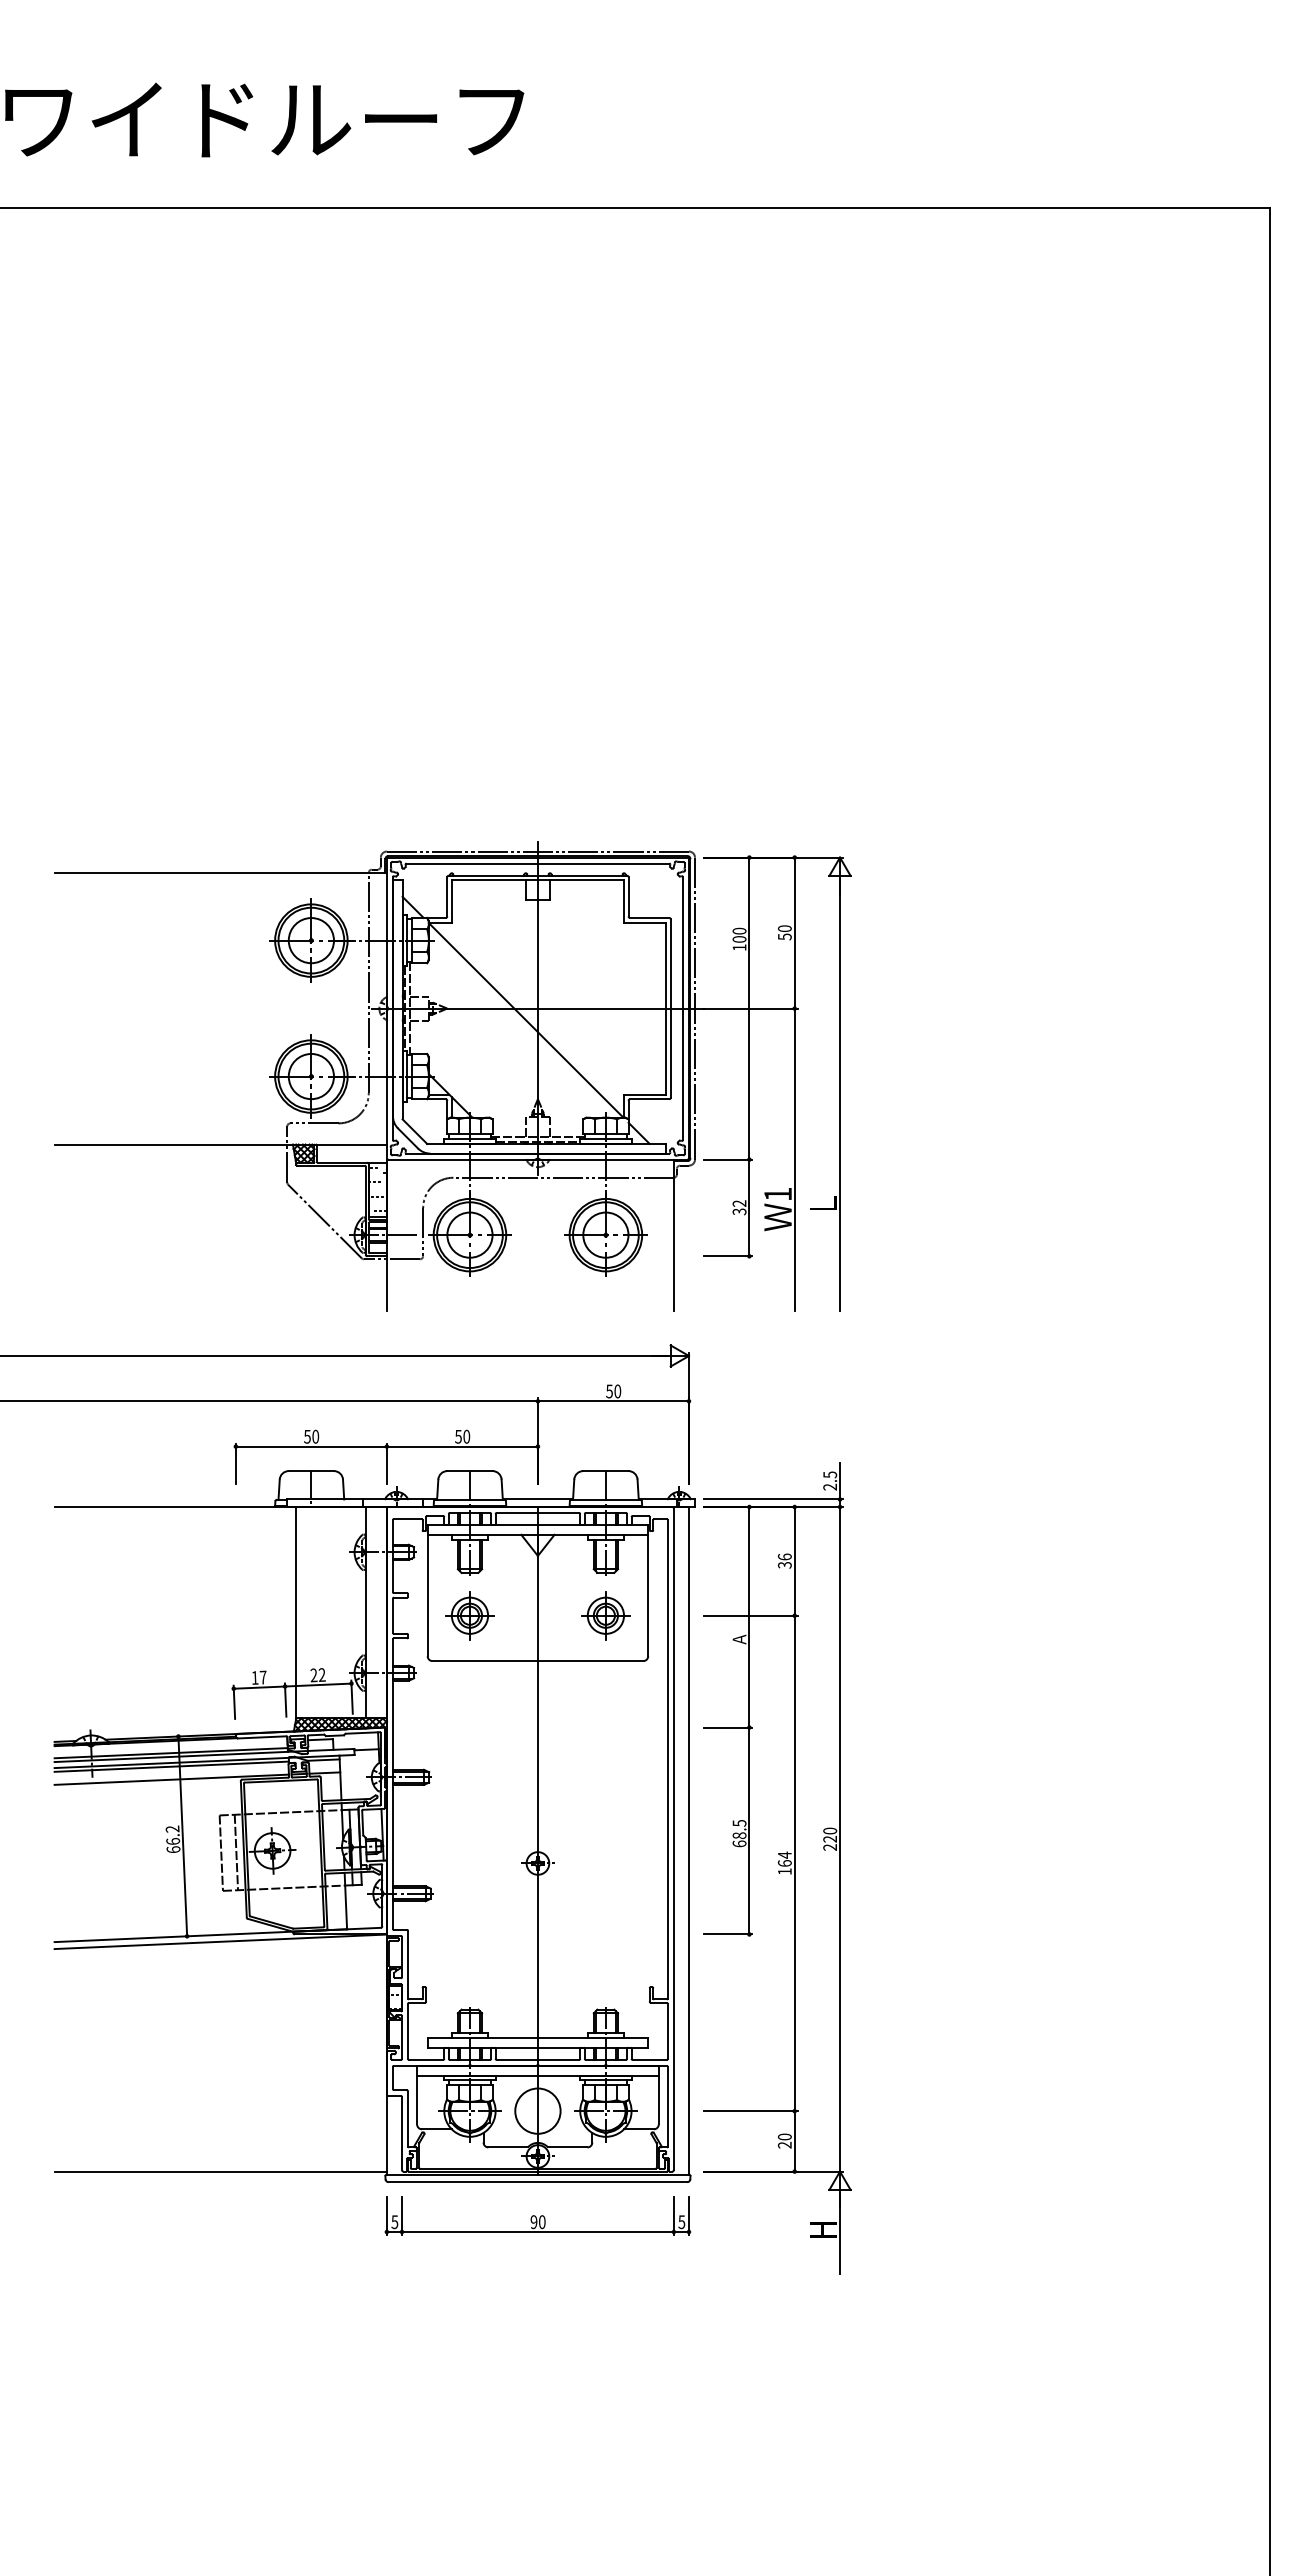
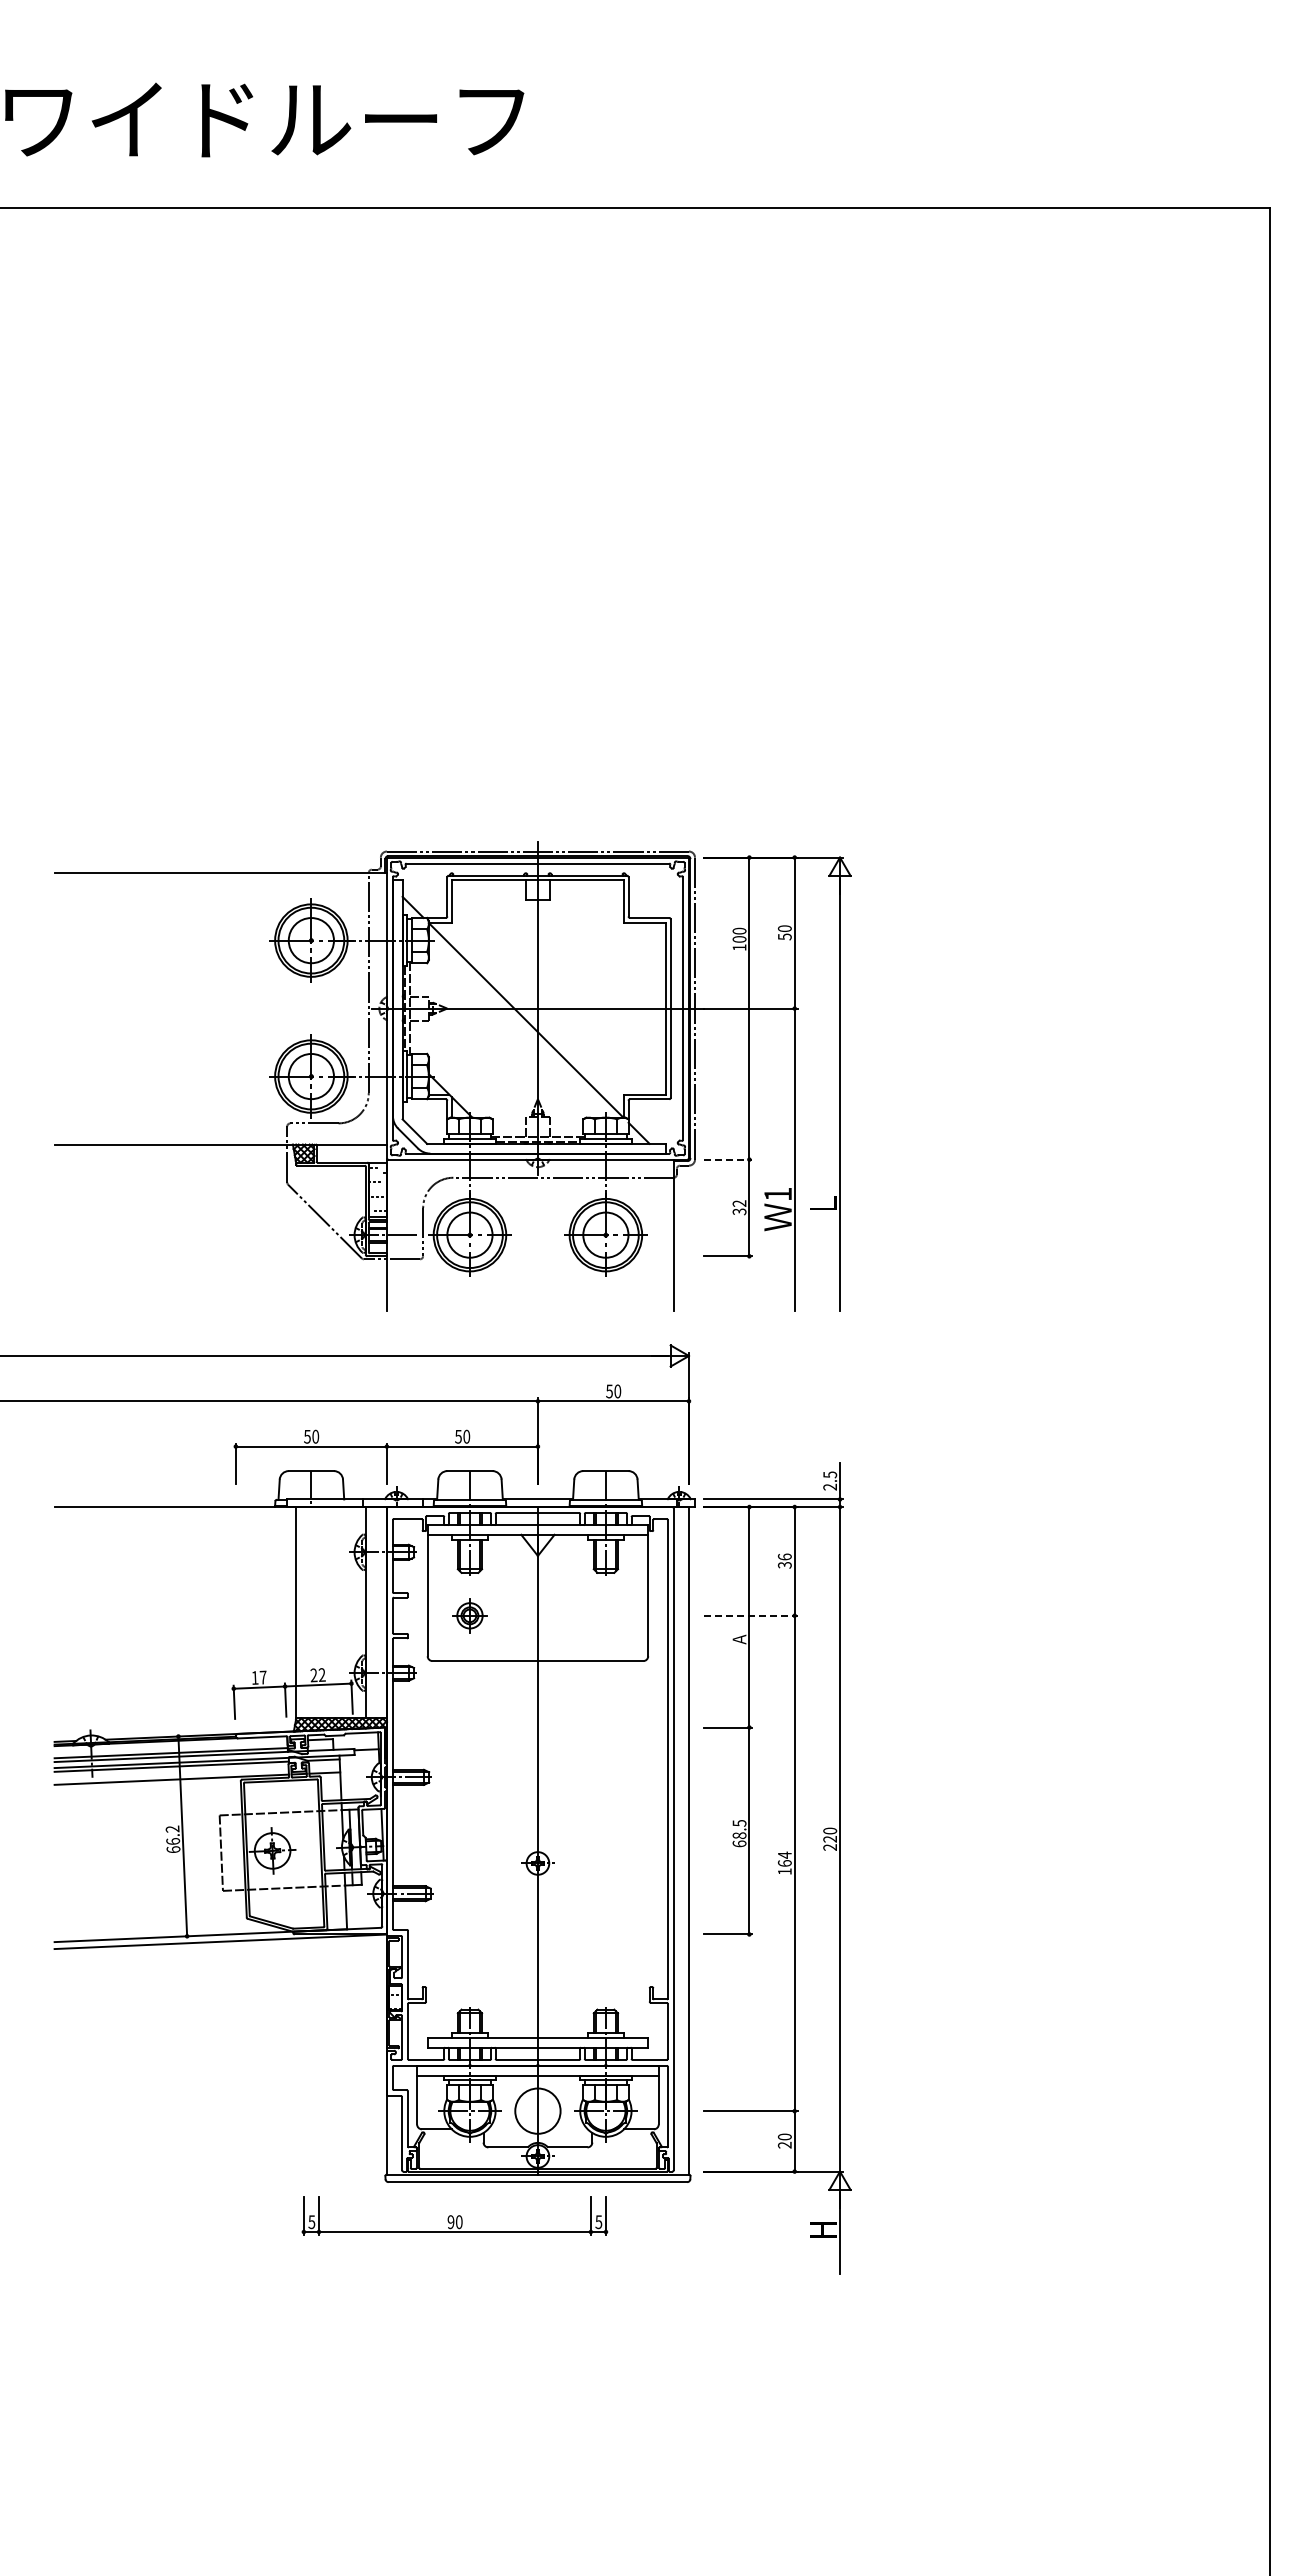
line: solid -> dashed (728, 1159)
part size: 50x50 px -> 36x36 px (469, 1615)
part: present -> none (605, 1615)
line: solid -> dashed (750, 1615)
line: present -> none (236, 1852)
line: present -> none (220, 2171)
part position: (537, 2215) -> (454, 2215) (454, 2215)
